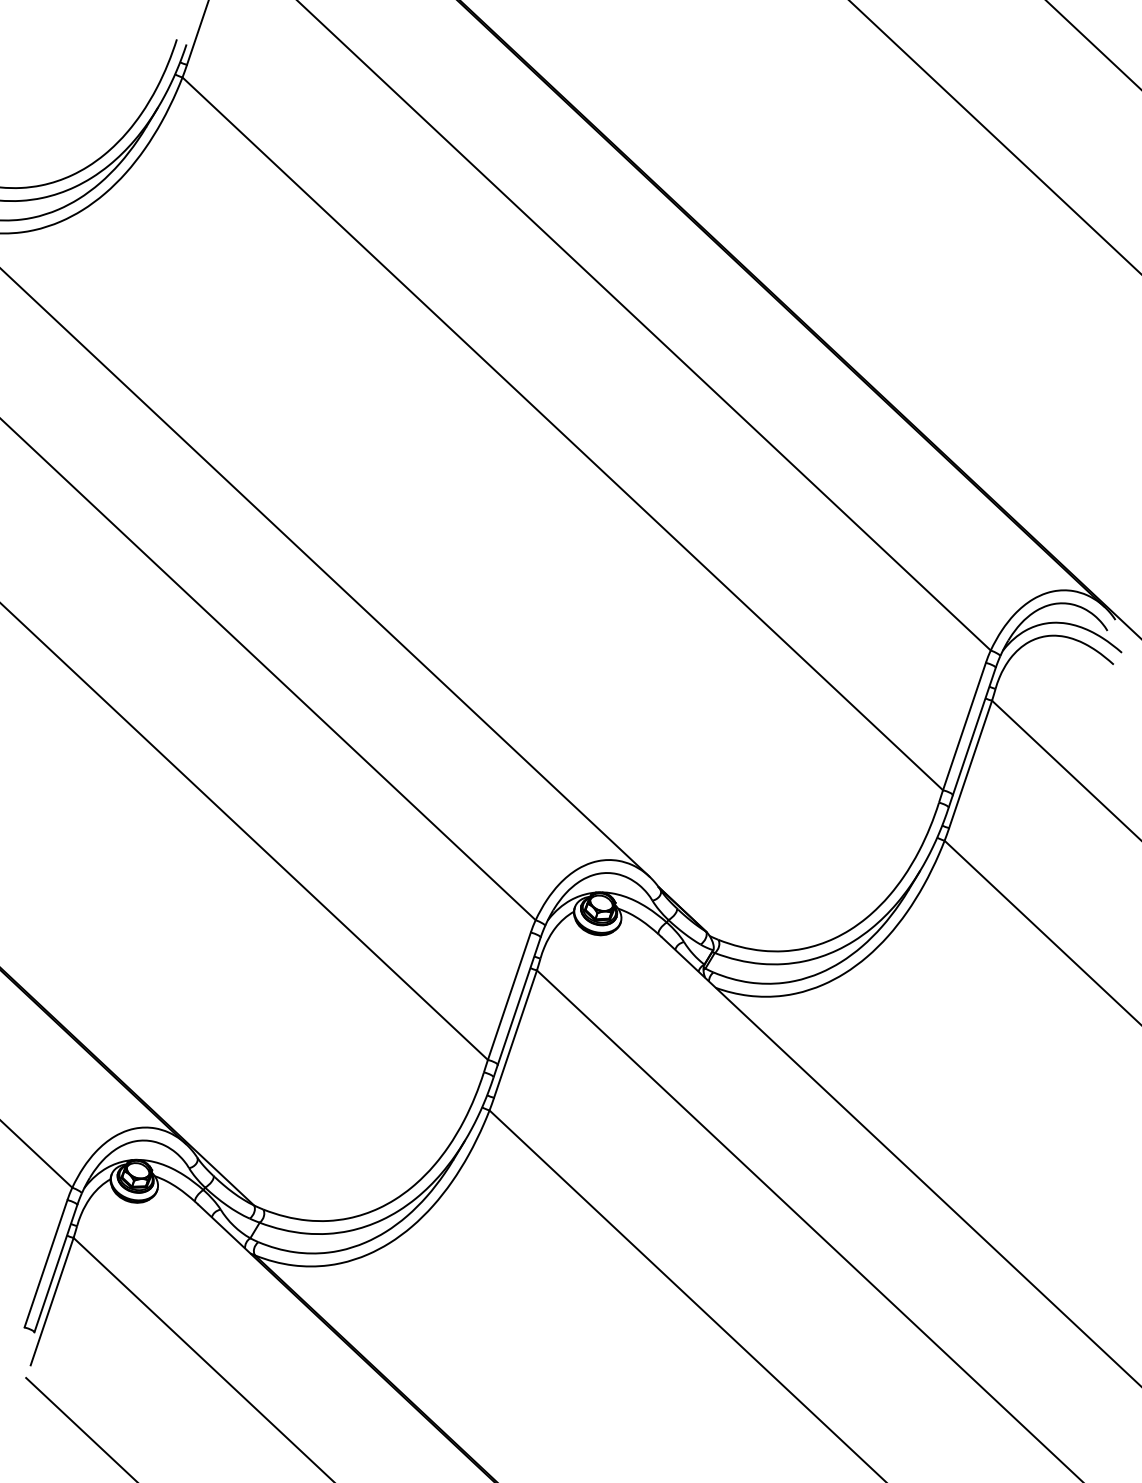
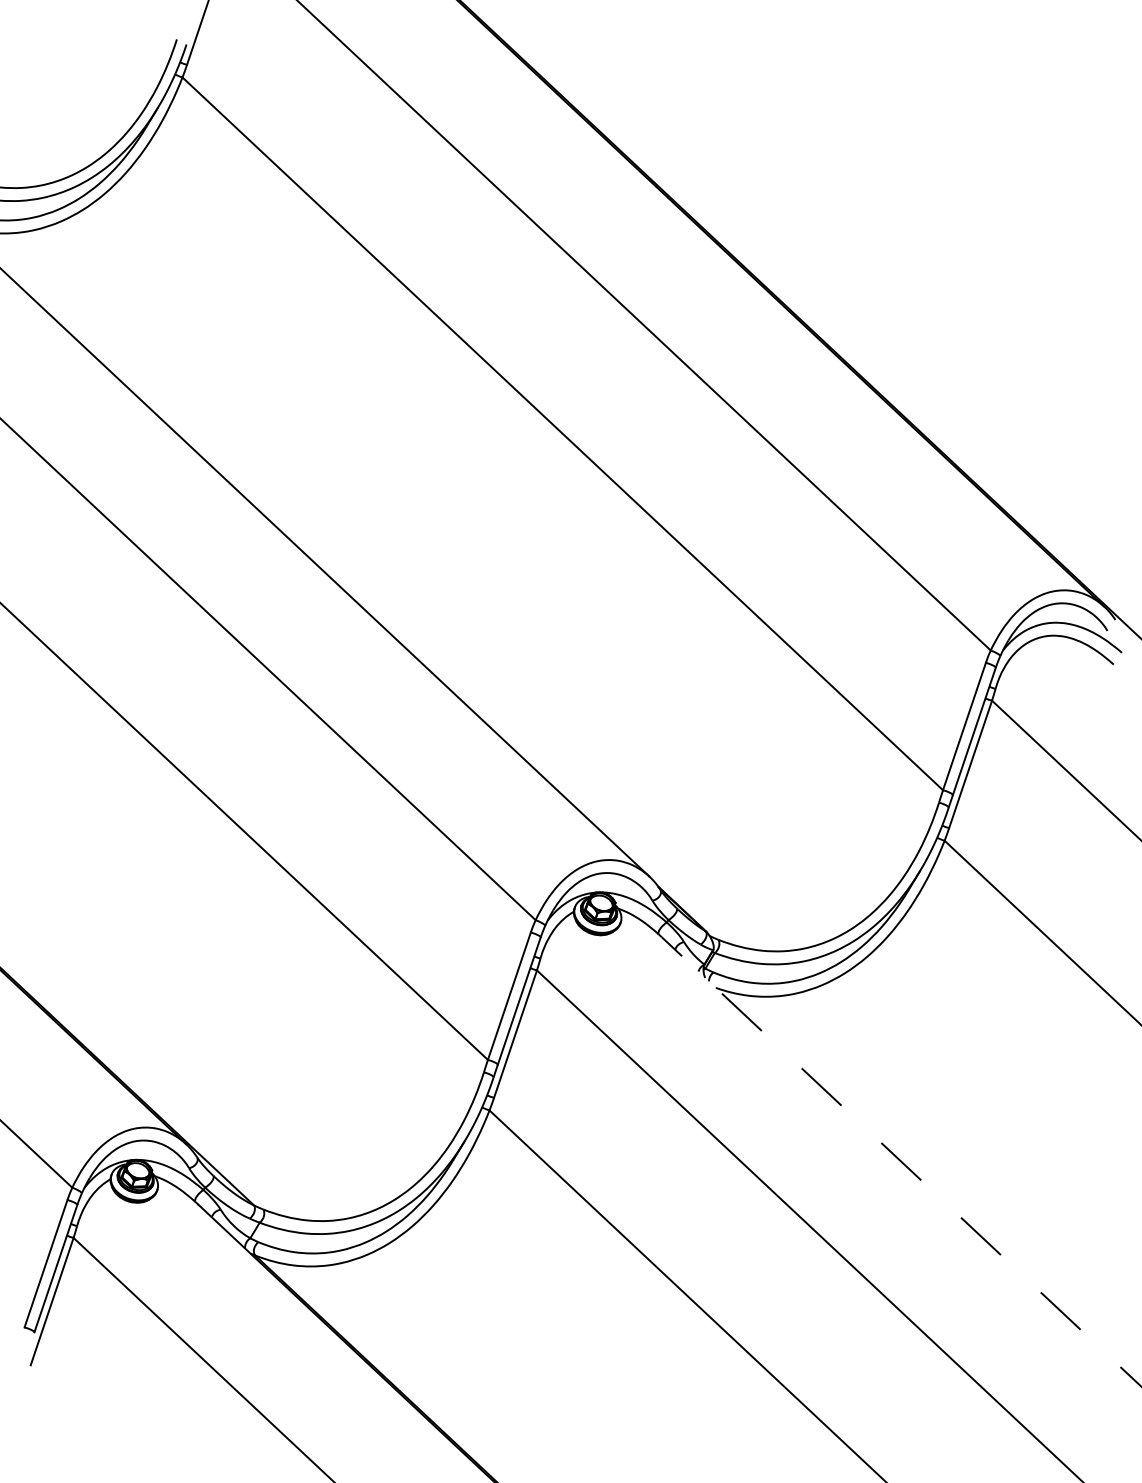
line: present -> none (1093, 44)
line: present -> none (994, 136)
line: solid -> dashed (901, 1162)
line: present -> none (80, 1428)
